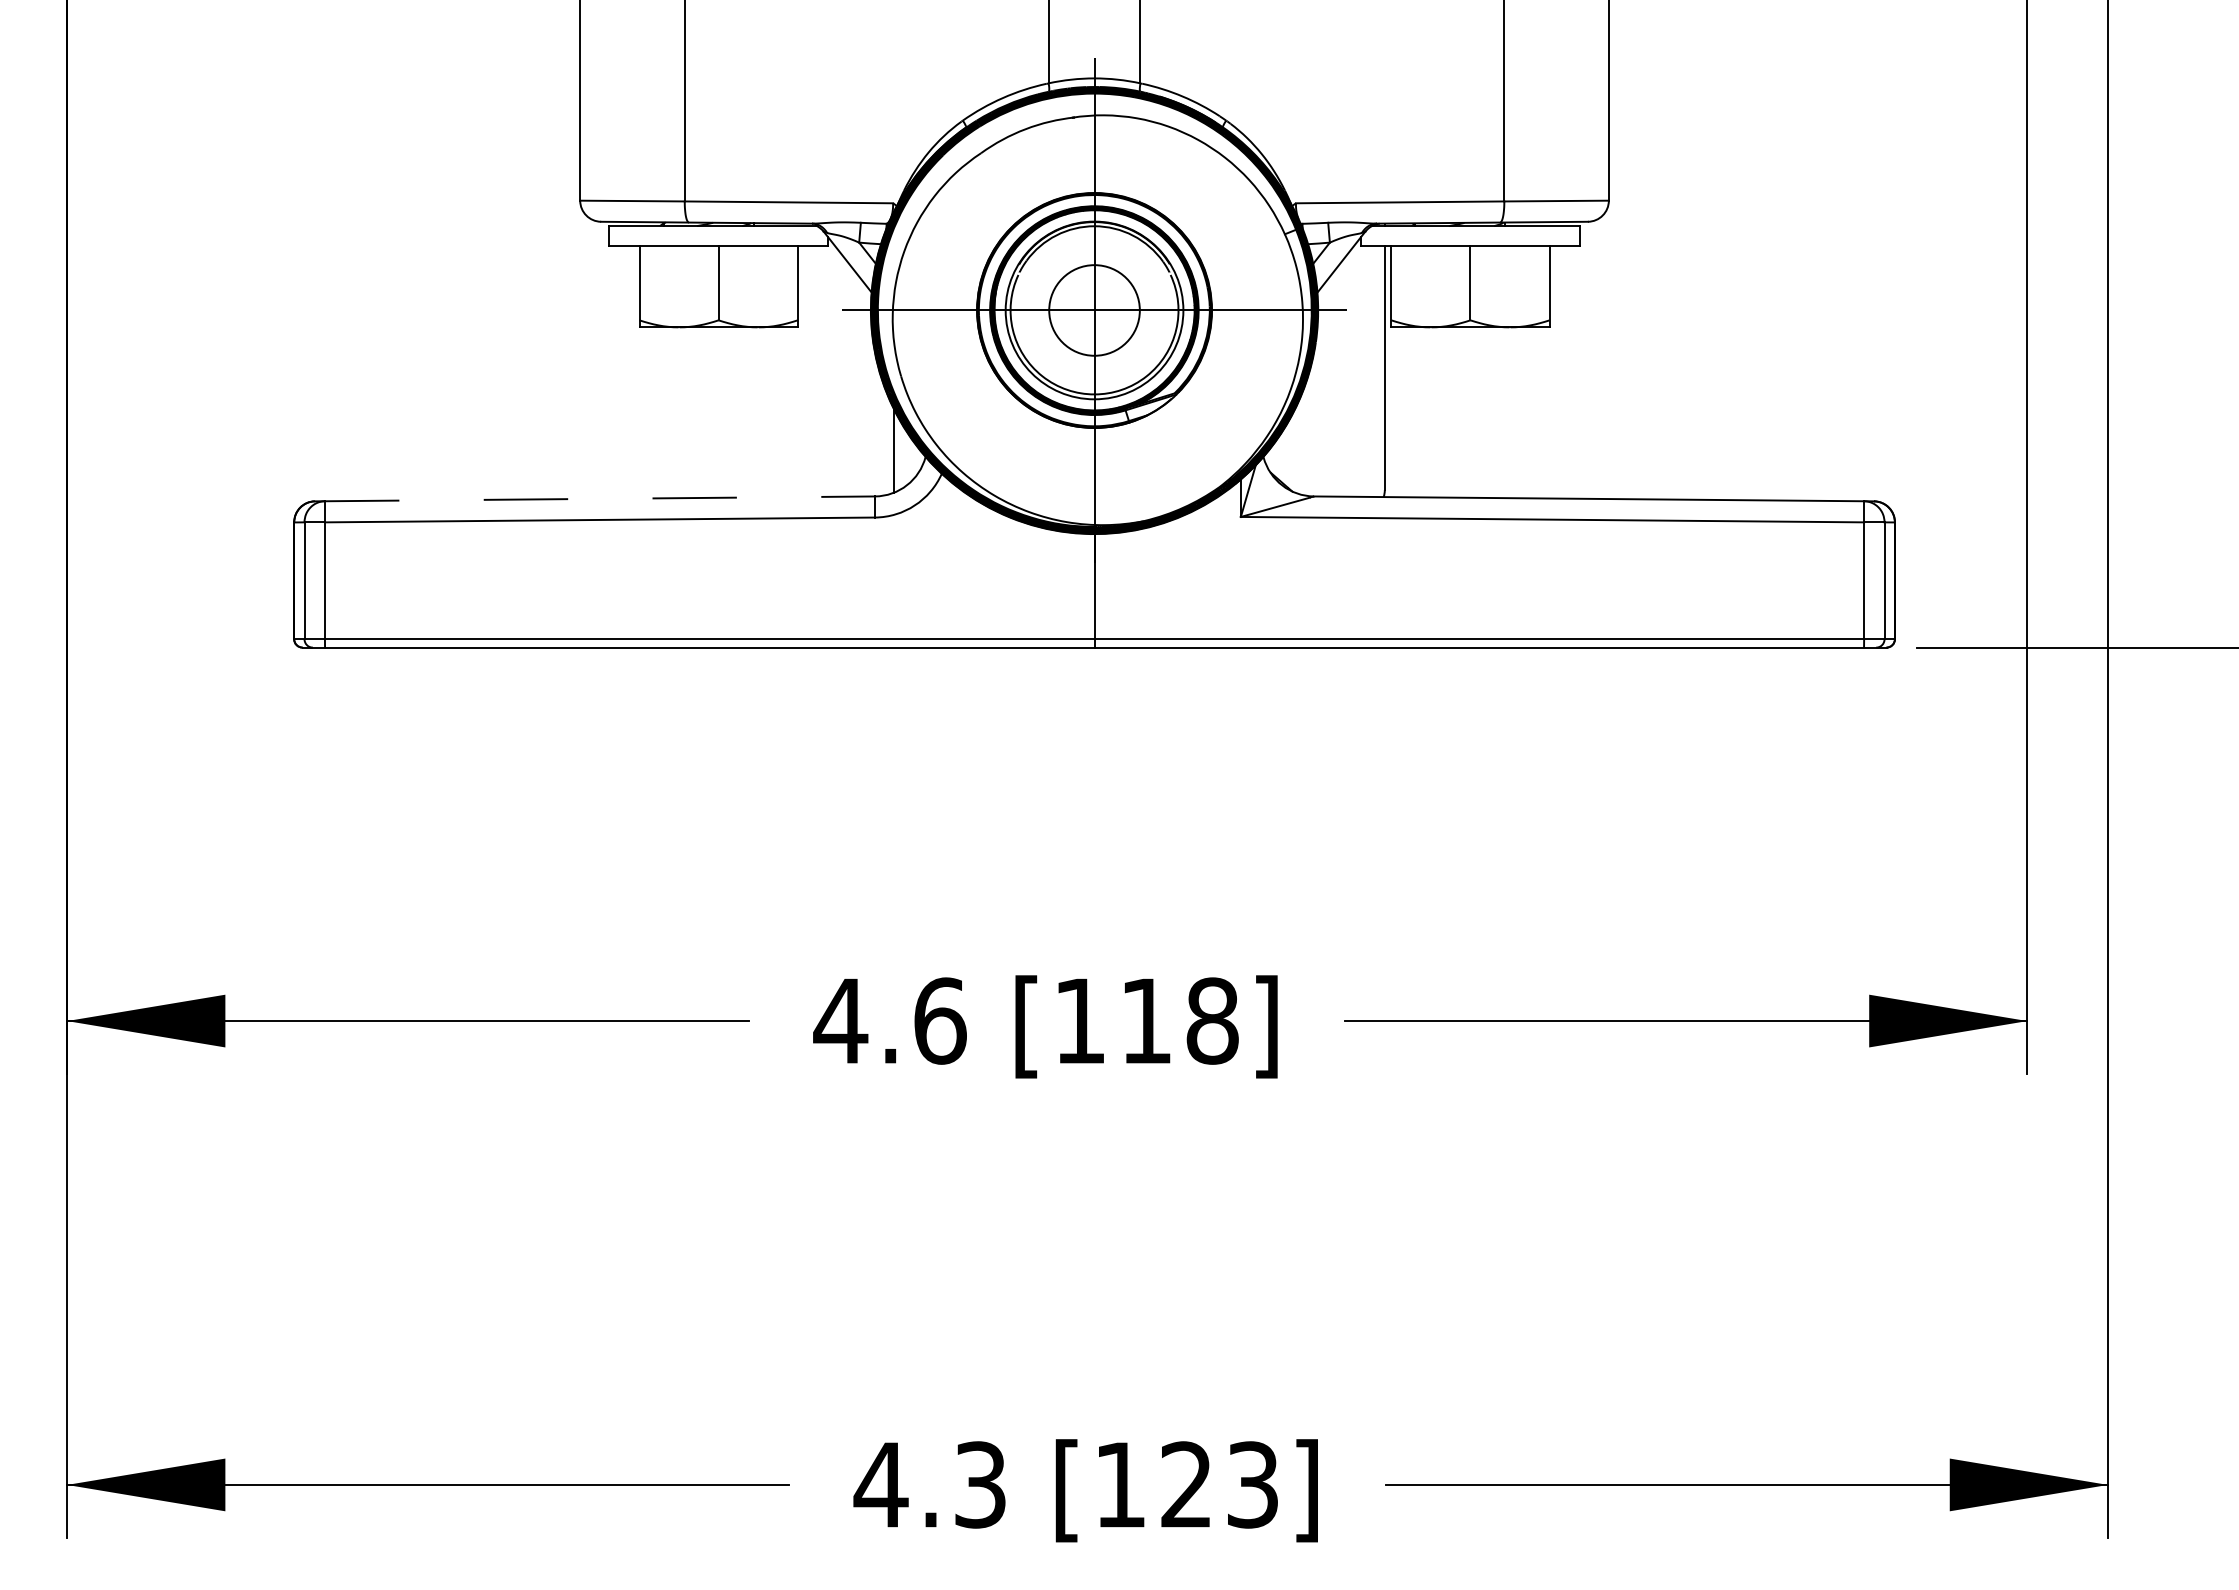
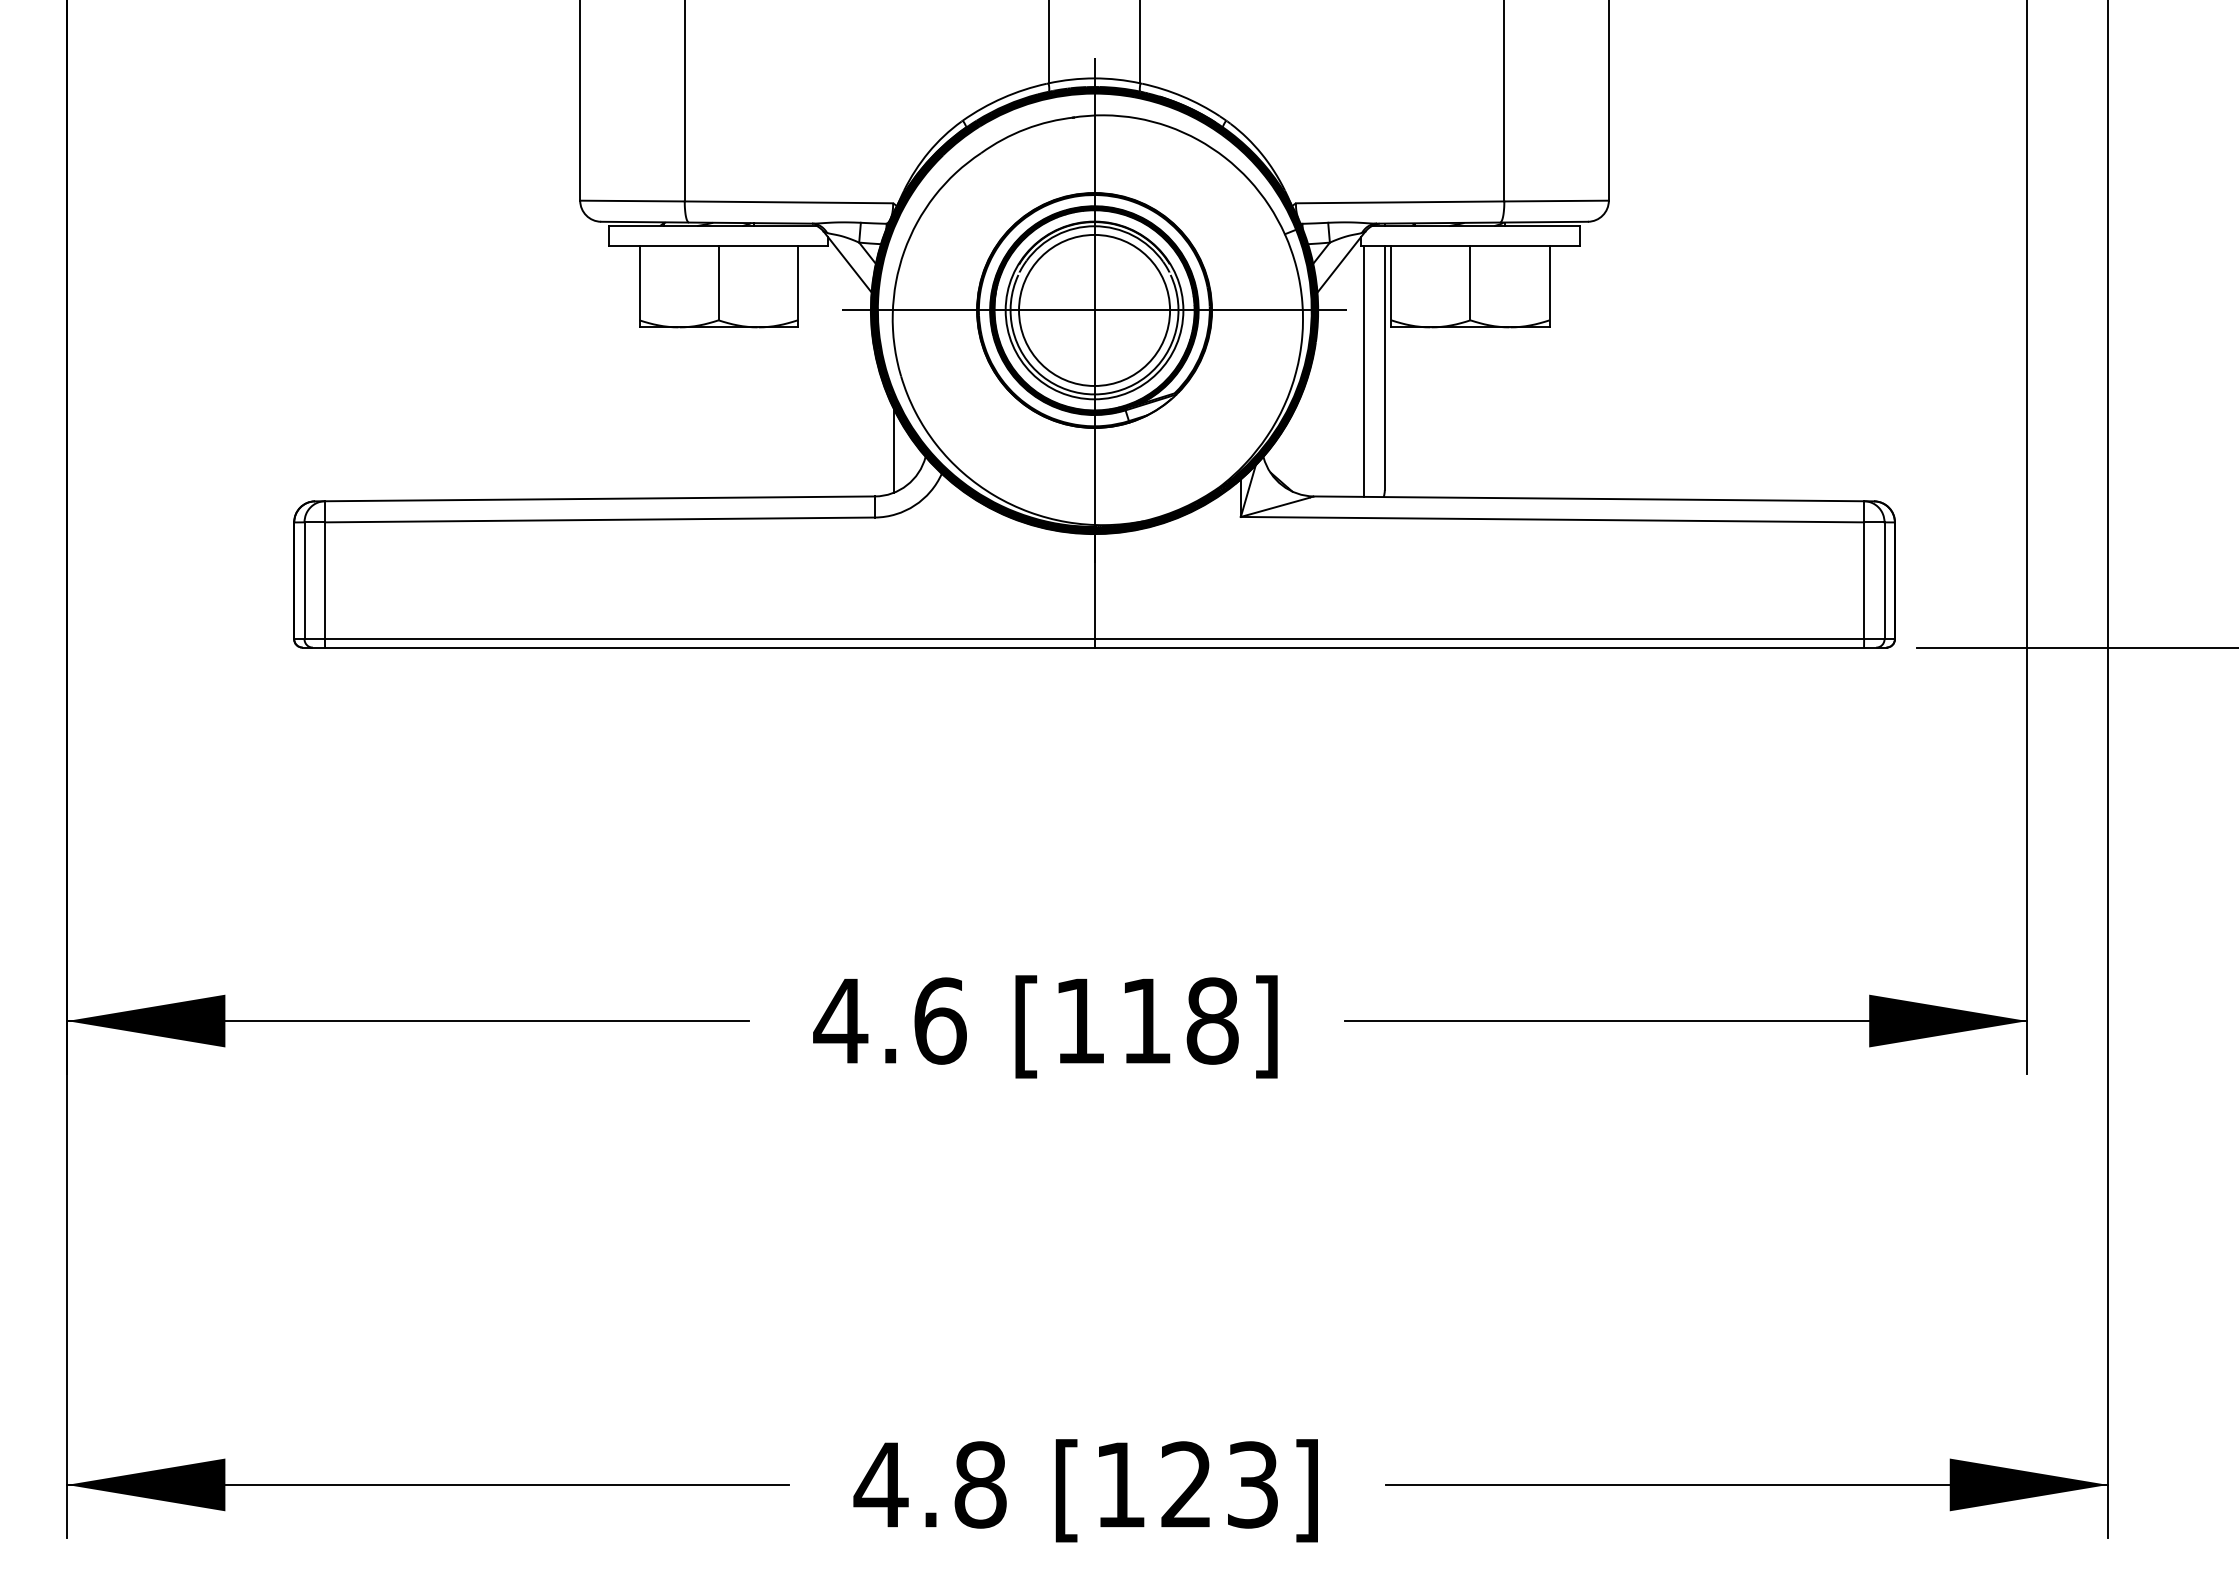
circle diameter: 91 px -> 151 px (1094, 310)
line: none -> present (1364, 371)
line: dashed -> solid (594, 498)
text: 4.3 -> 4.8 (980, 1484)
